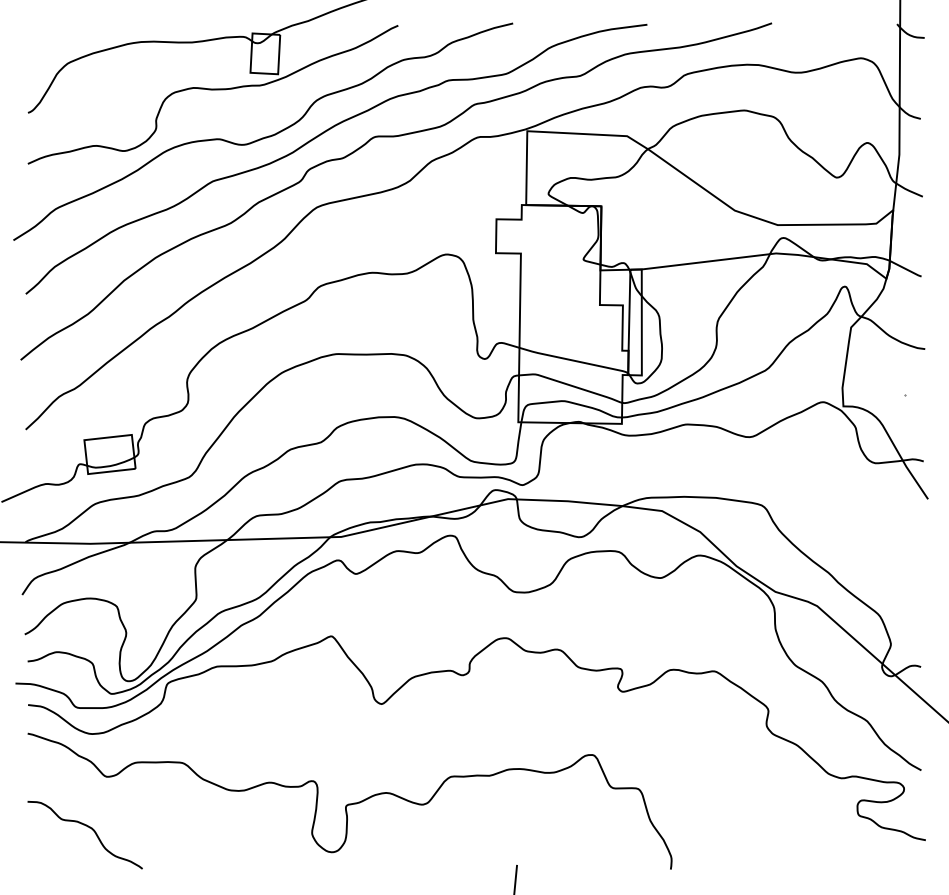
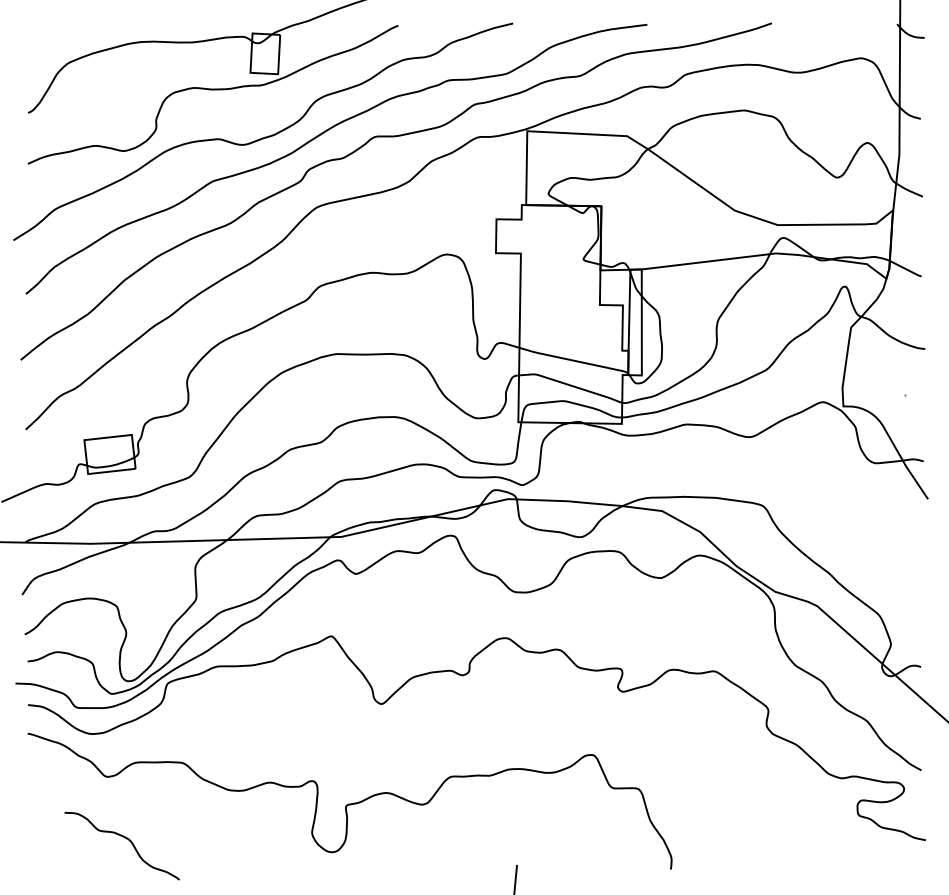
curve position: (87, 827) -> (124, 838) (124, 838)
